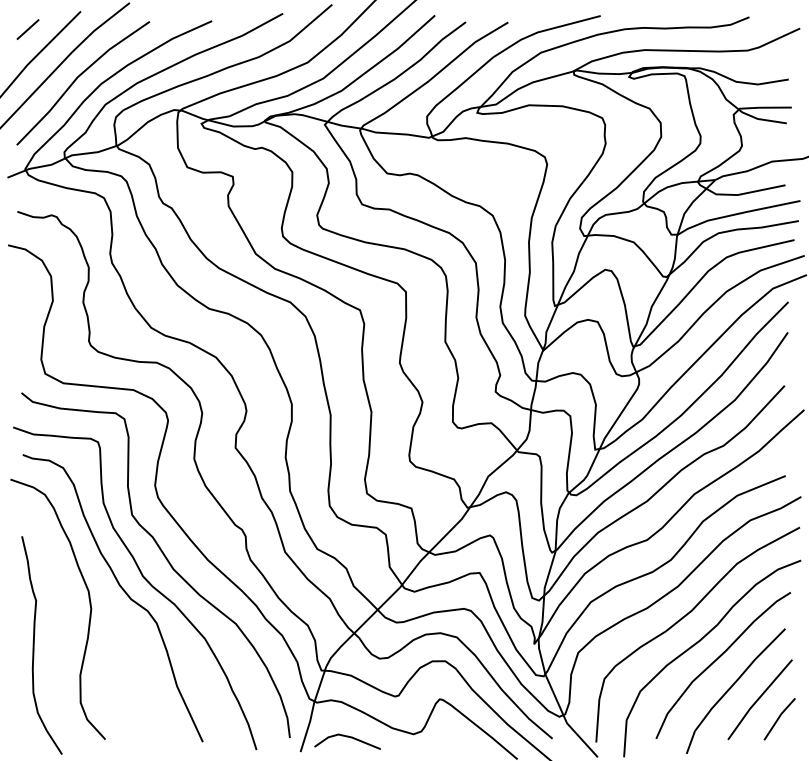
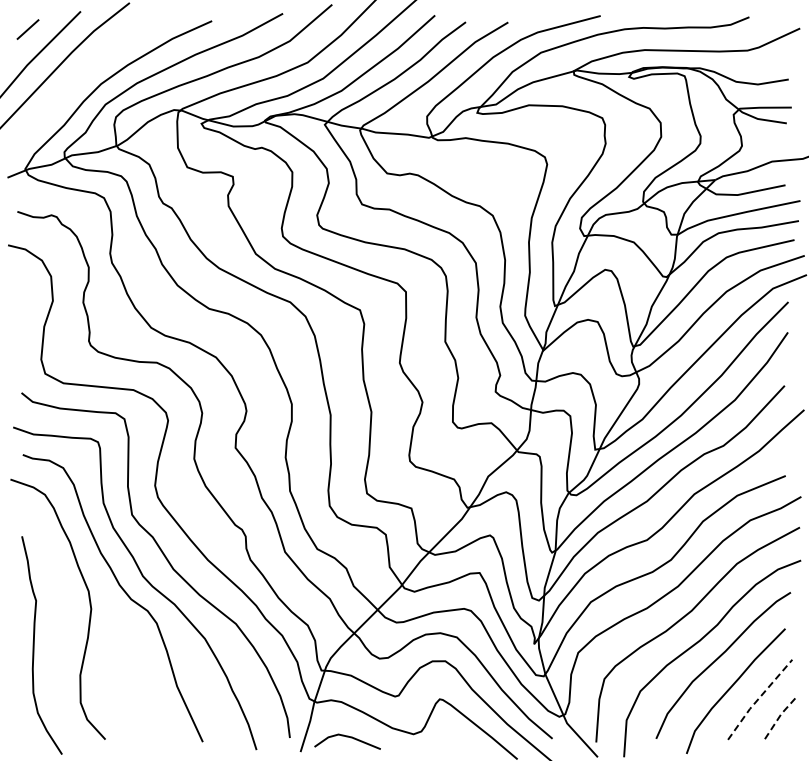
line: present -> none (77, 79)
line: solid -> dashed (758, 699)
line: solid -> dashed (778, 717)
